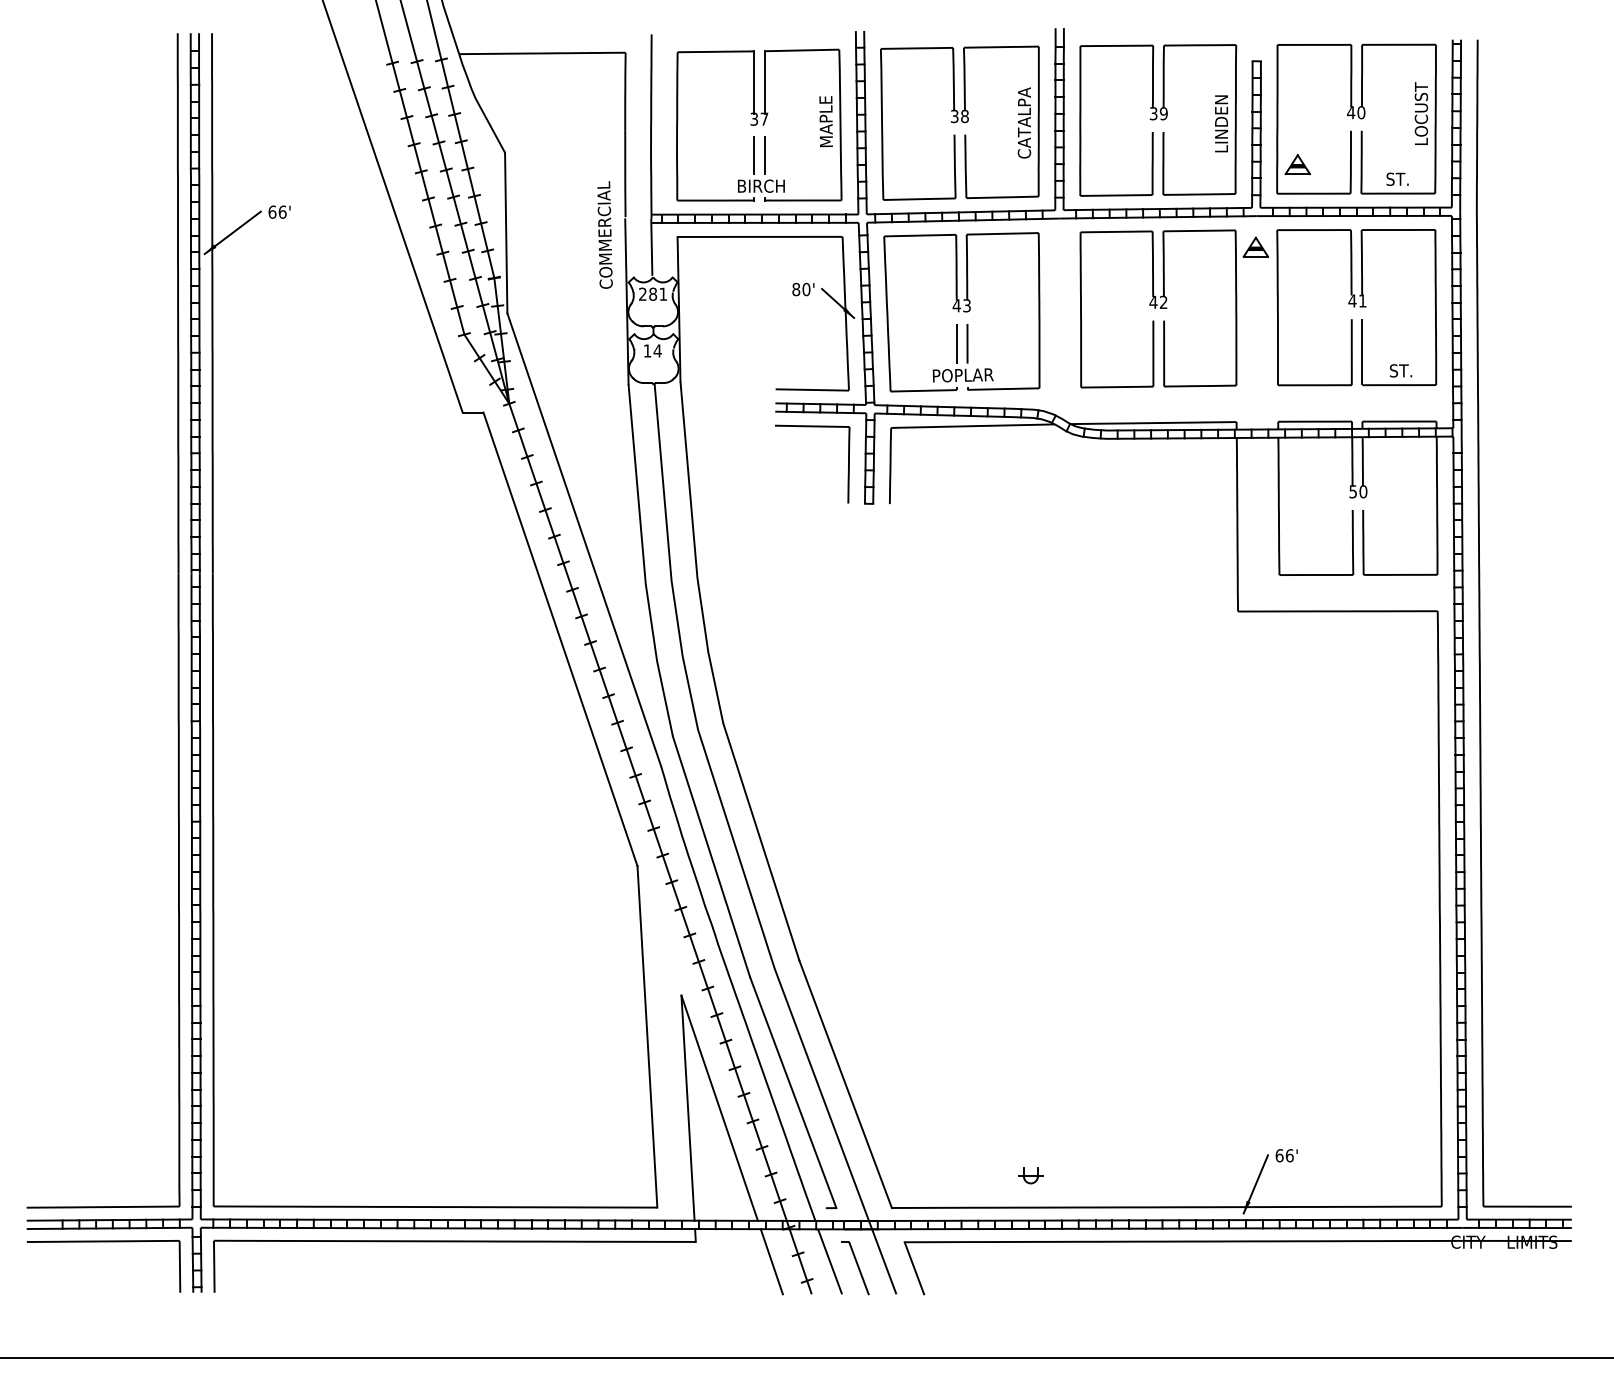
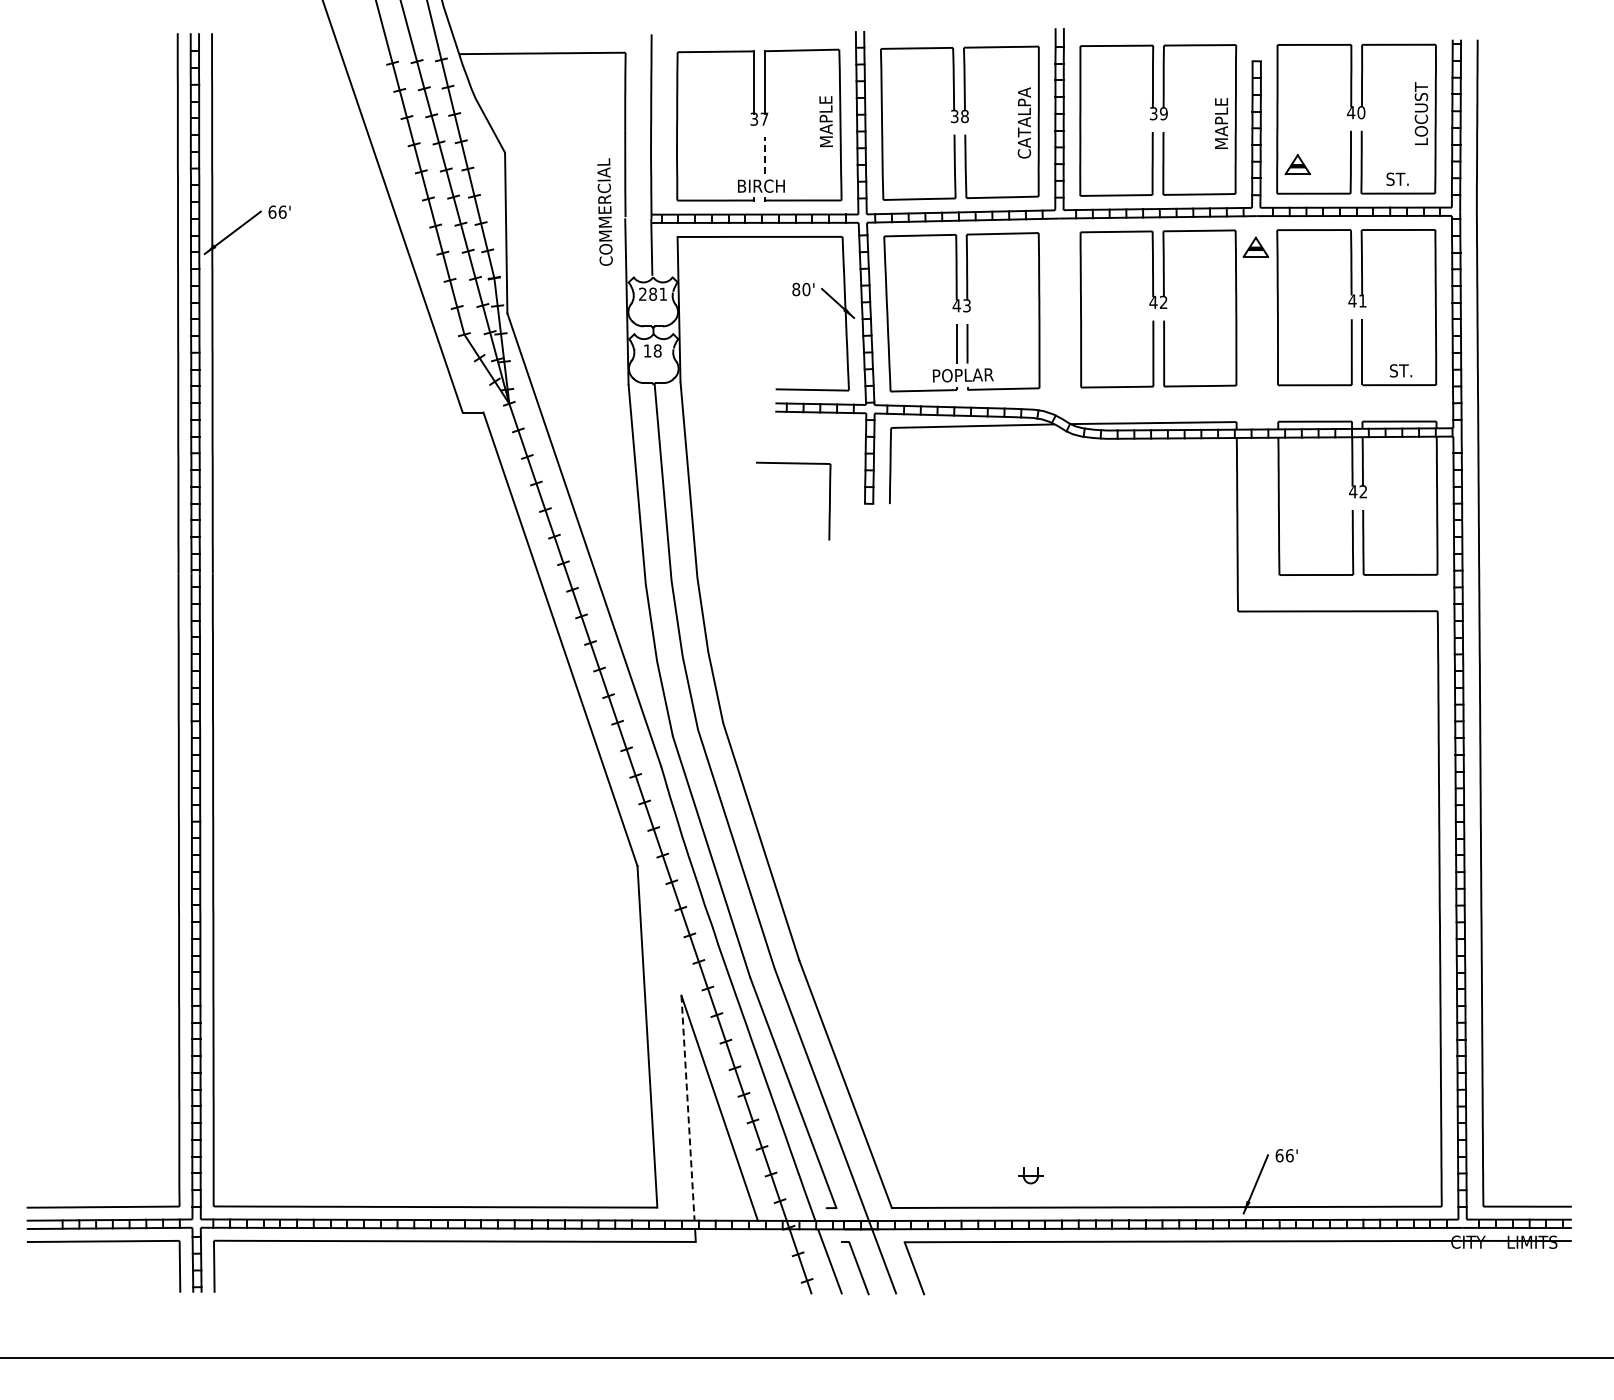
text: LINDEN -> MAPLE (1221, 123)
line: present -> none (754, 155)
line: solid -> dashed (764, 155)
text position: (604, 234) -> (604, 211) (604, 211)
text: 14 -> 18 (657, 350)
part position: (812, 427) -> (793, 464) (793, 464)
text: 50 -> 42 (1358, 491)
line: solid -> dashed (688, 1108)
line: present -> none (771, 1261)
